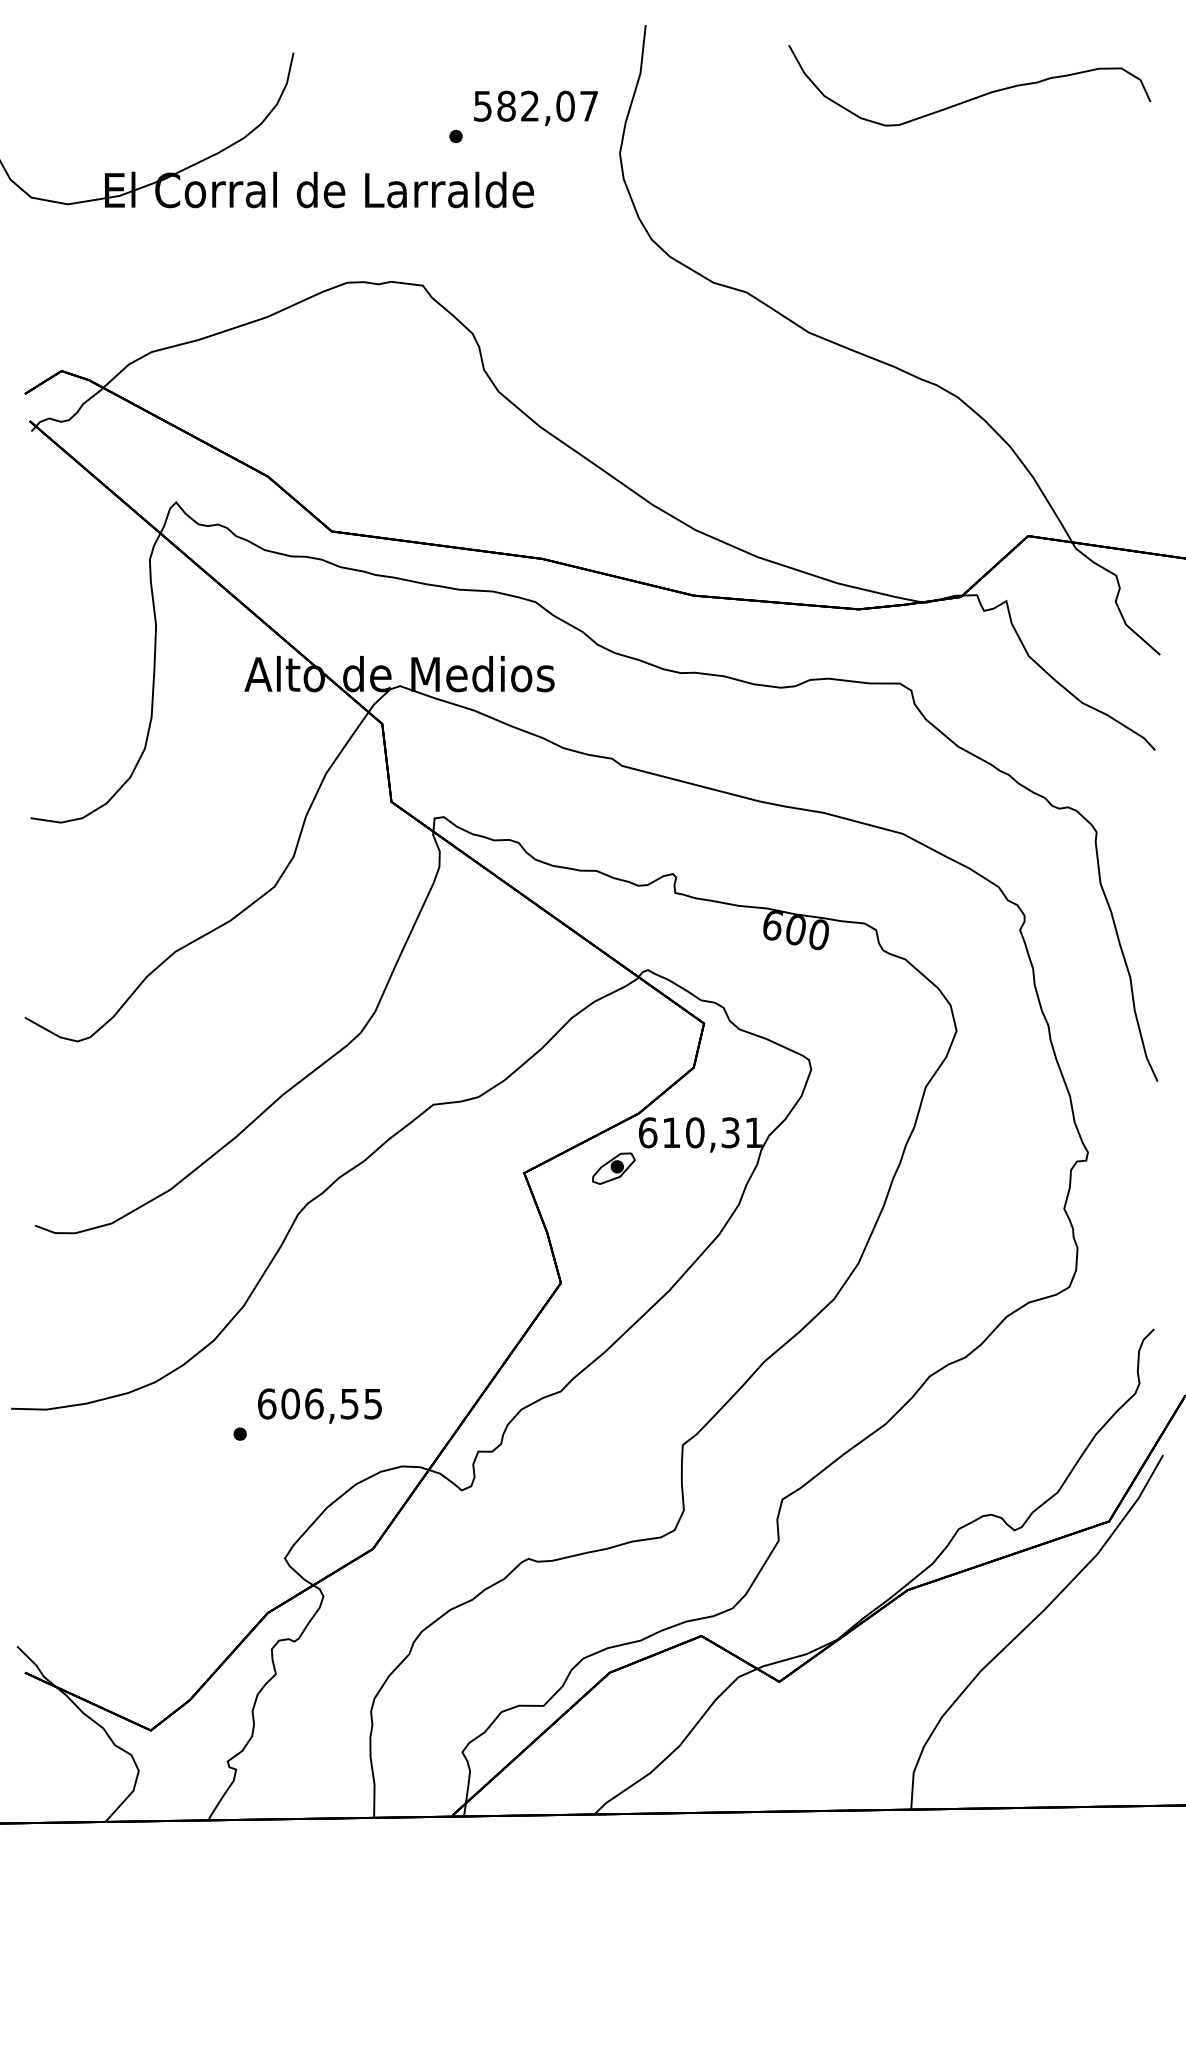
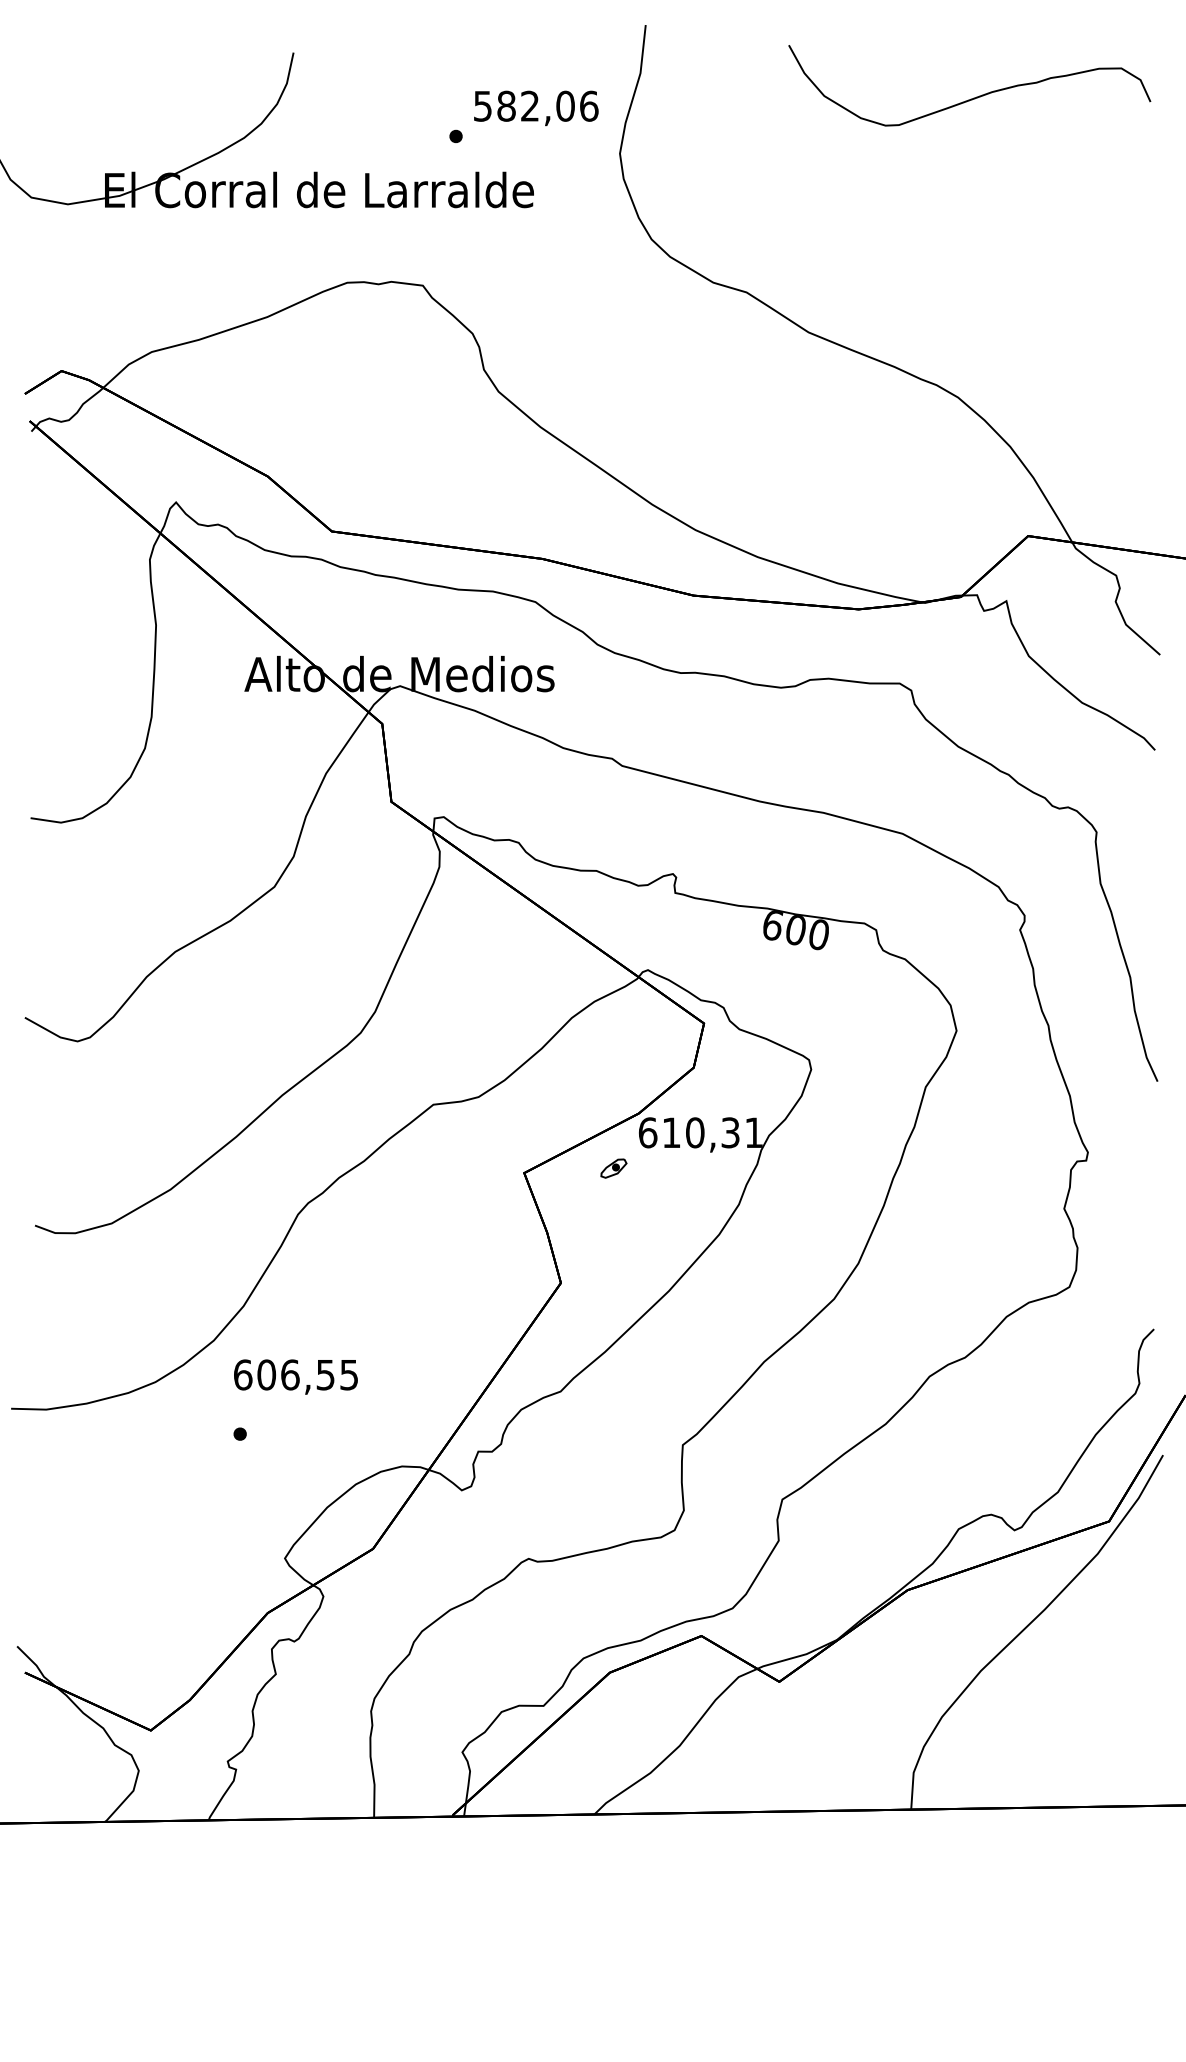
text: 582,07 -> 582,06 (589, 105)
part size: 44x33 px -> 28x21 px (613, 1168)
text position: (319, 1405) -> (295, 1376) (295, 1376)
